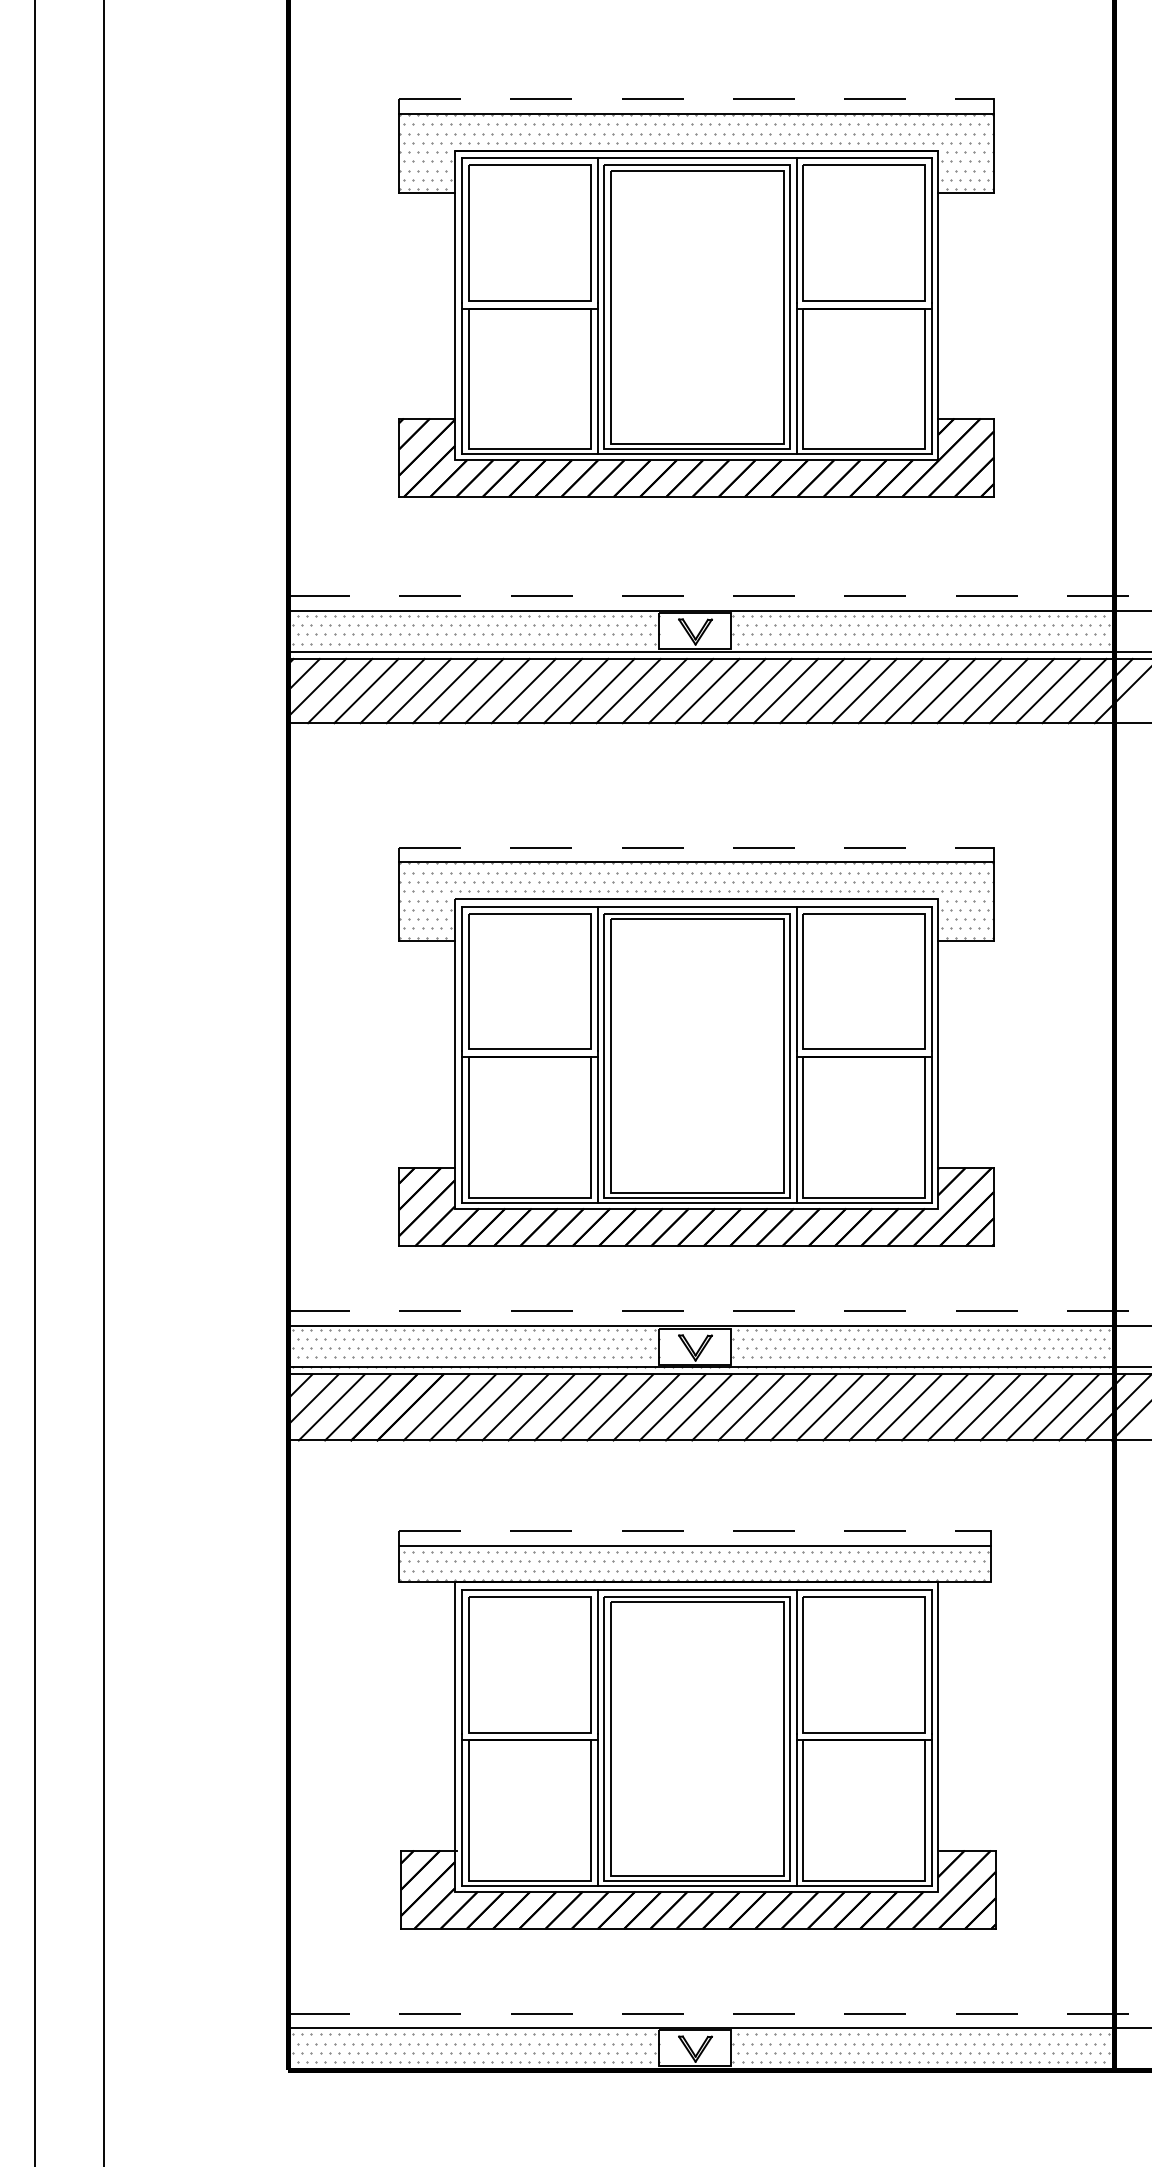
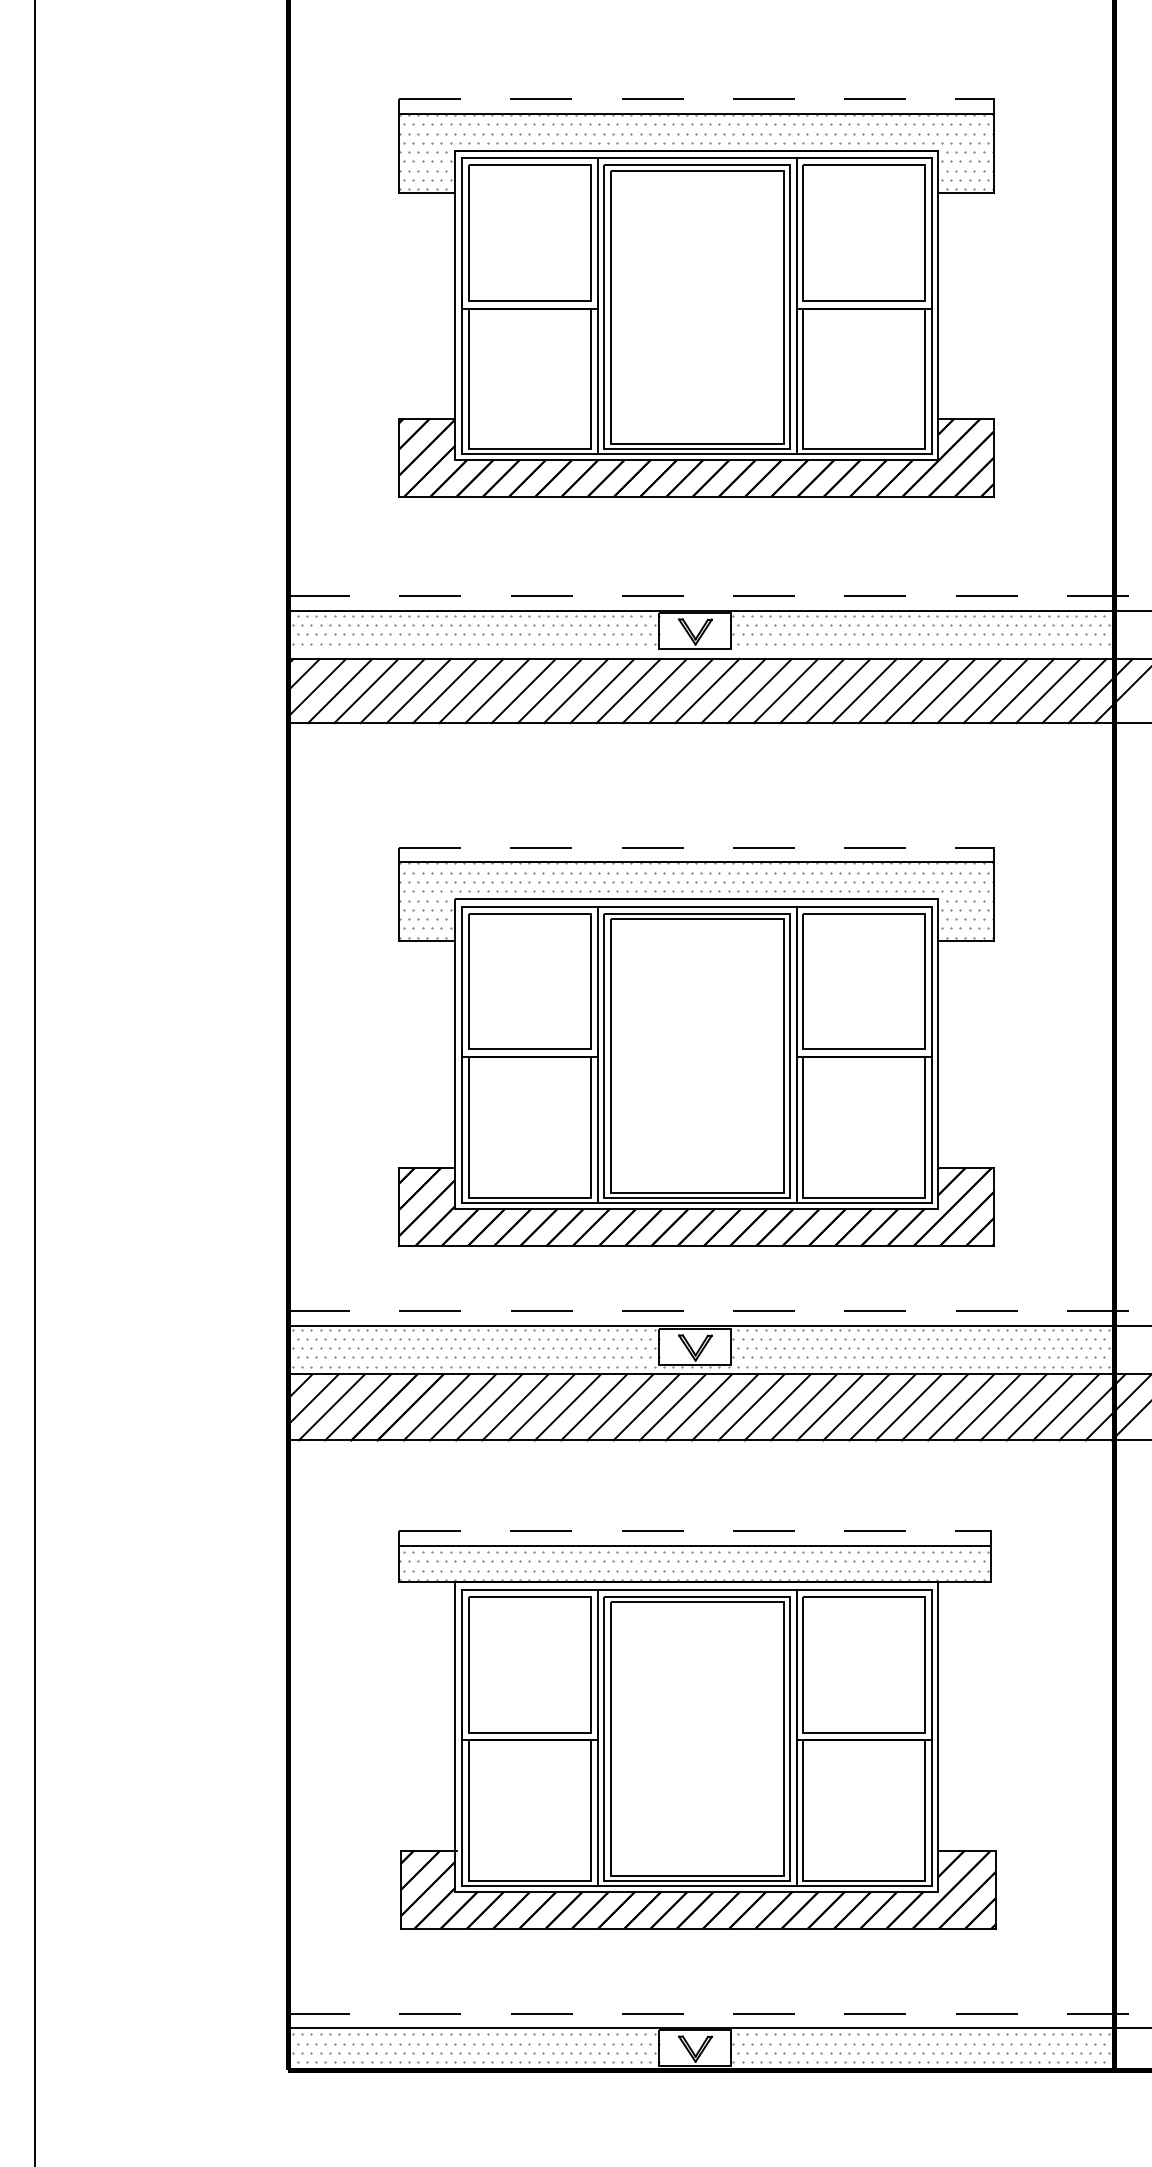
line: present -> none (718, 651)
line: present -> none (104, 1082)
line: present -> none (718, 1367)
